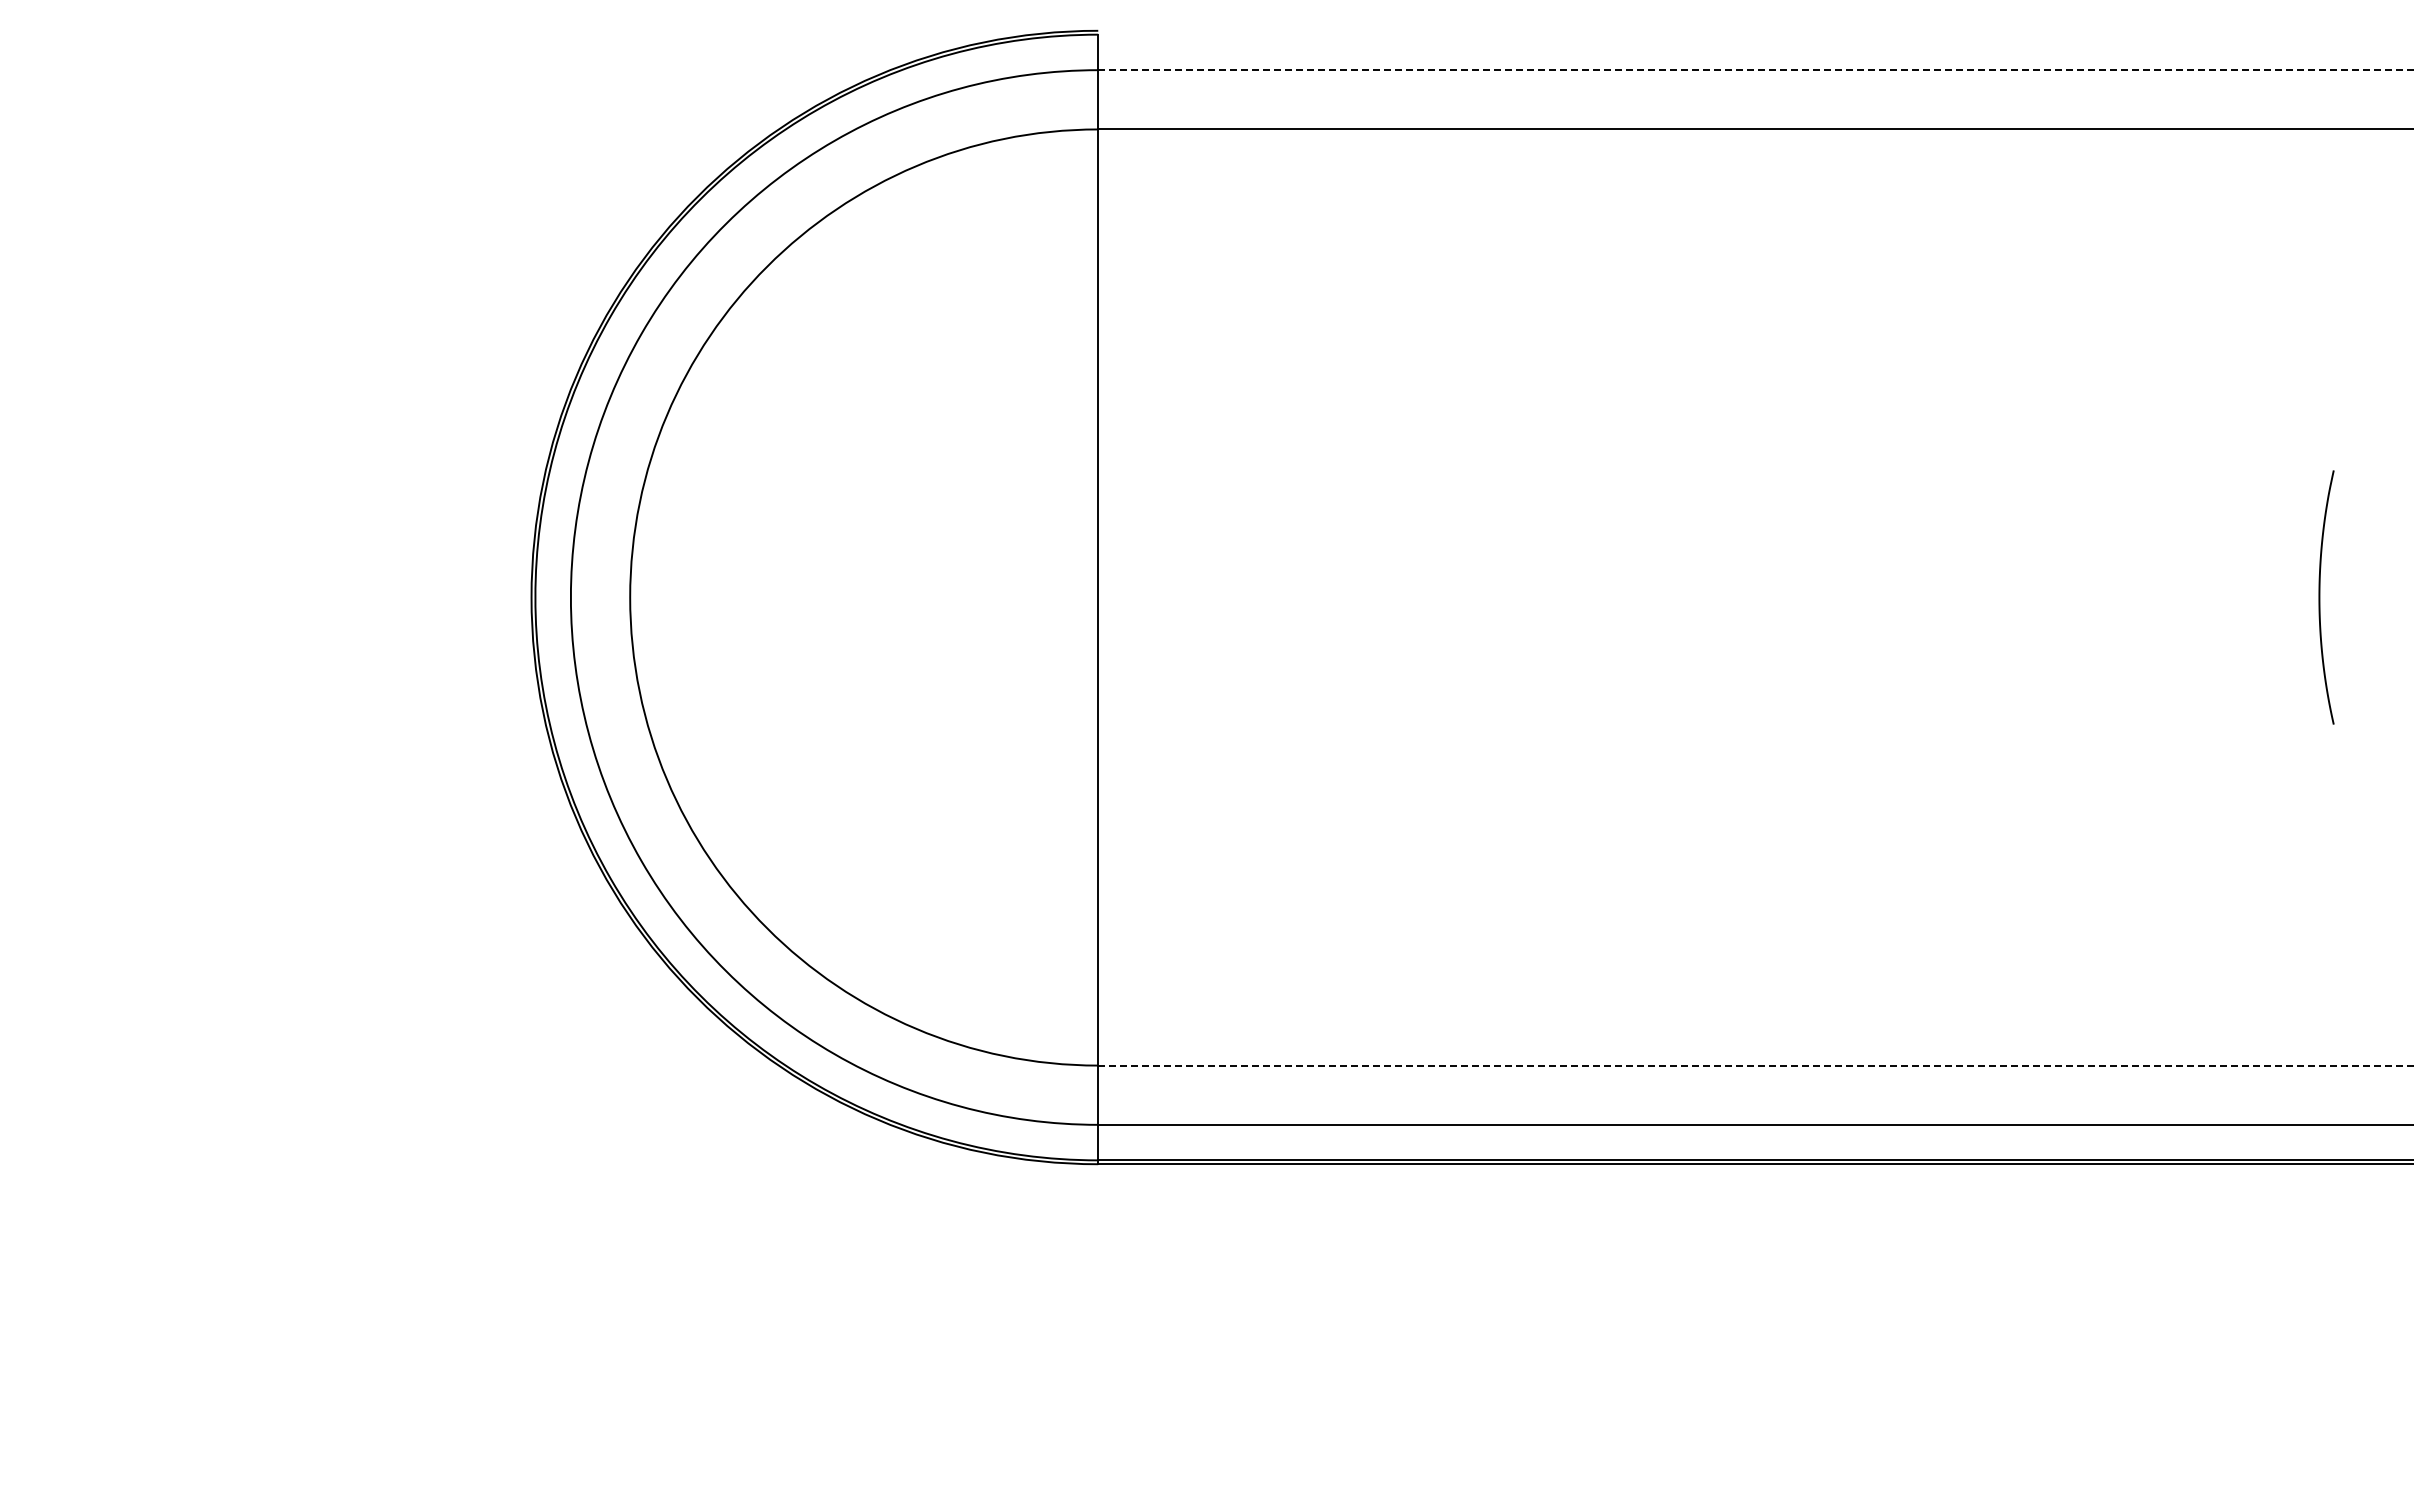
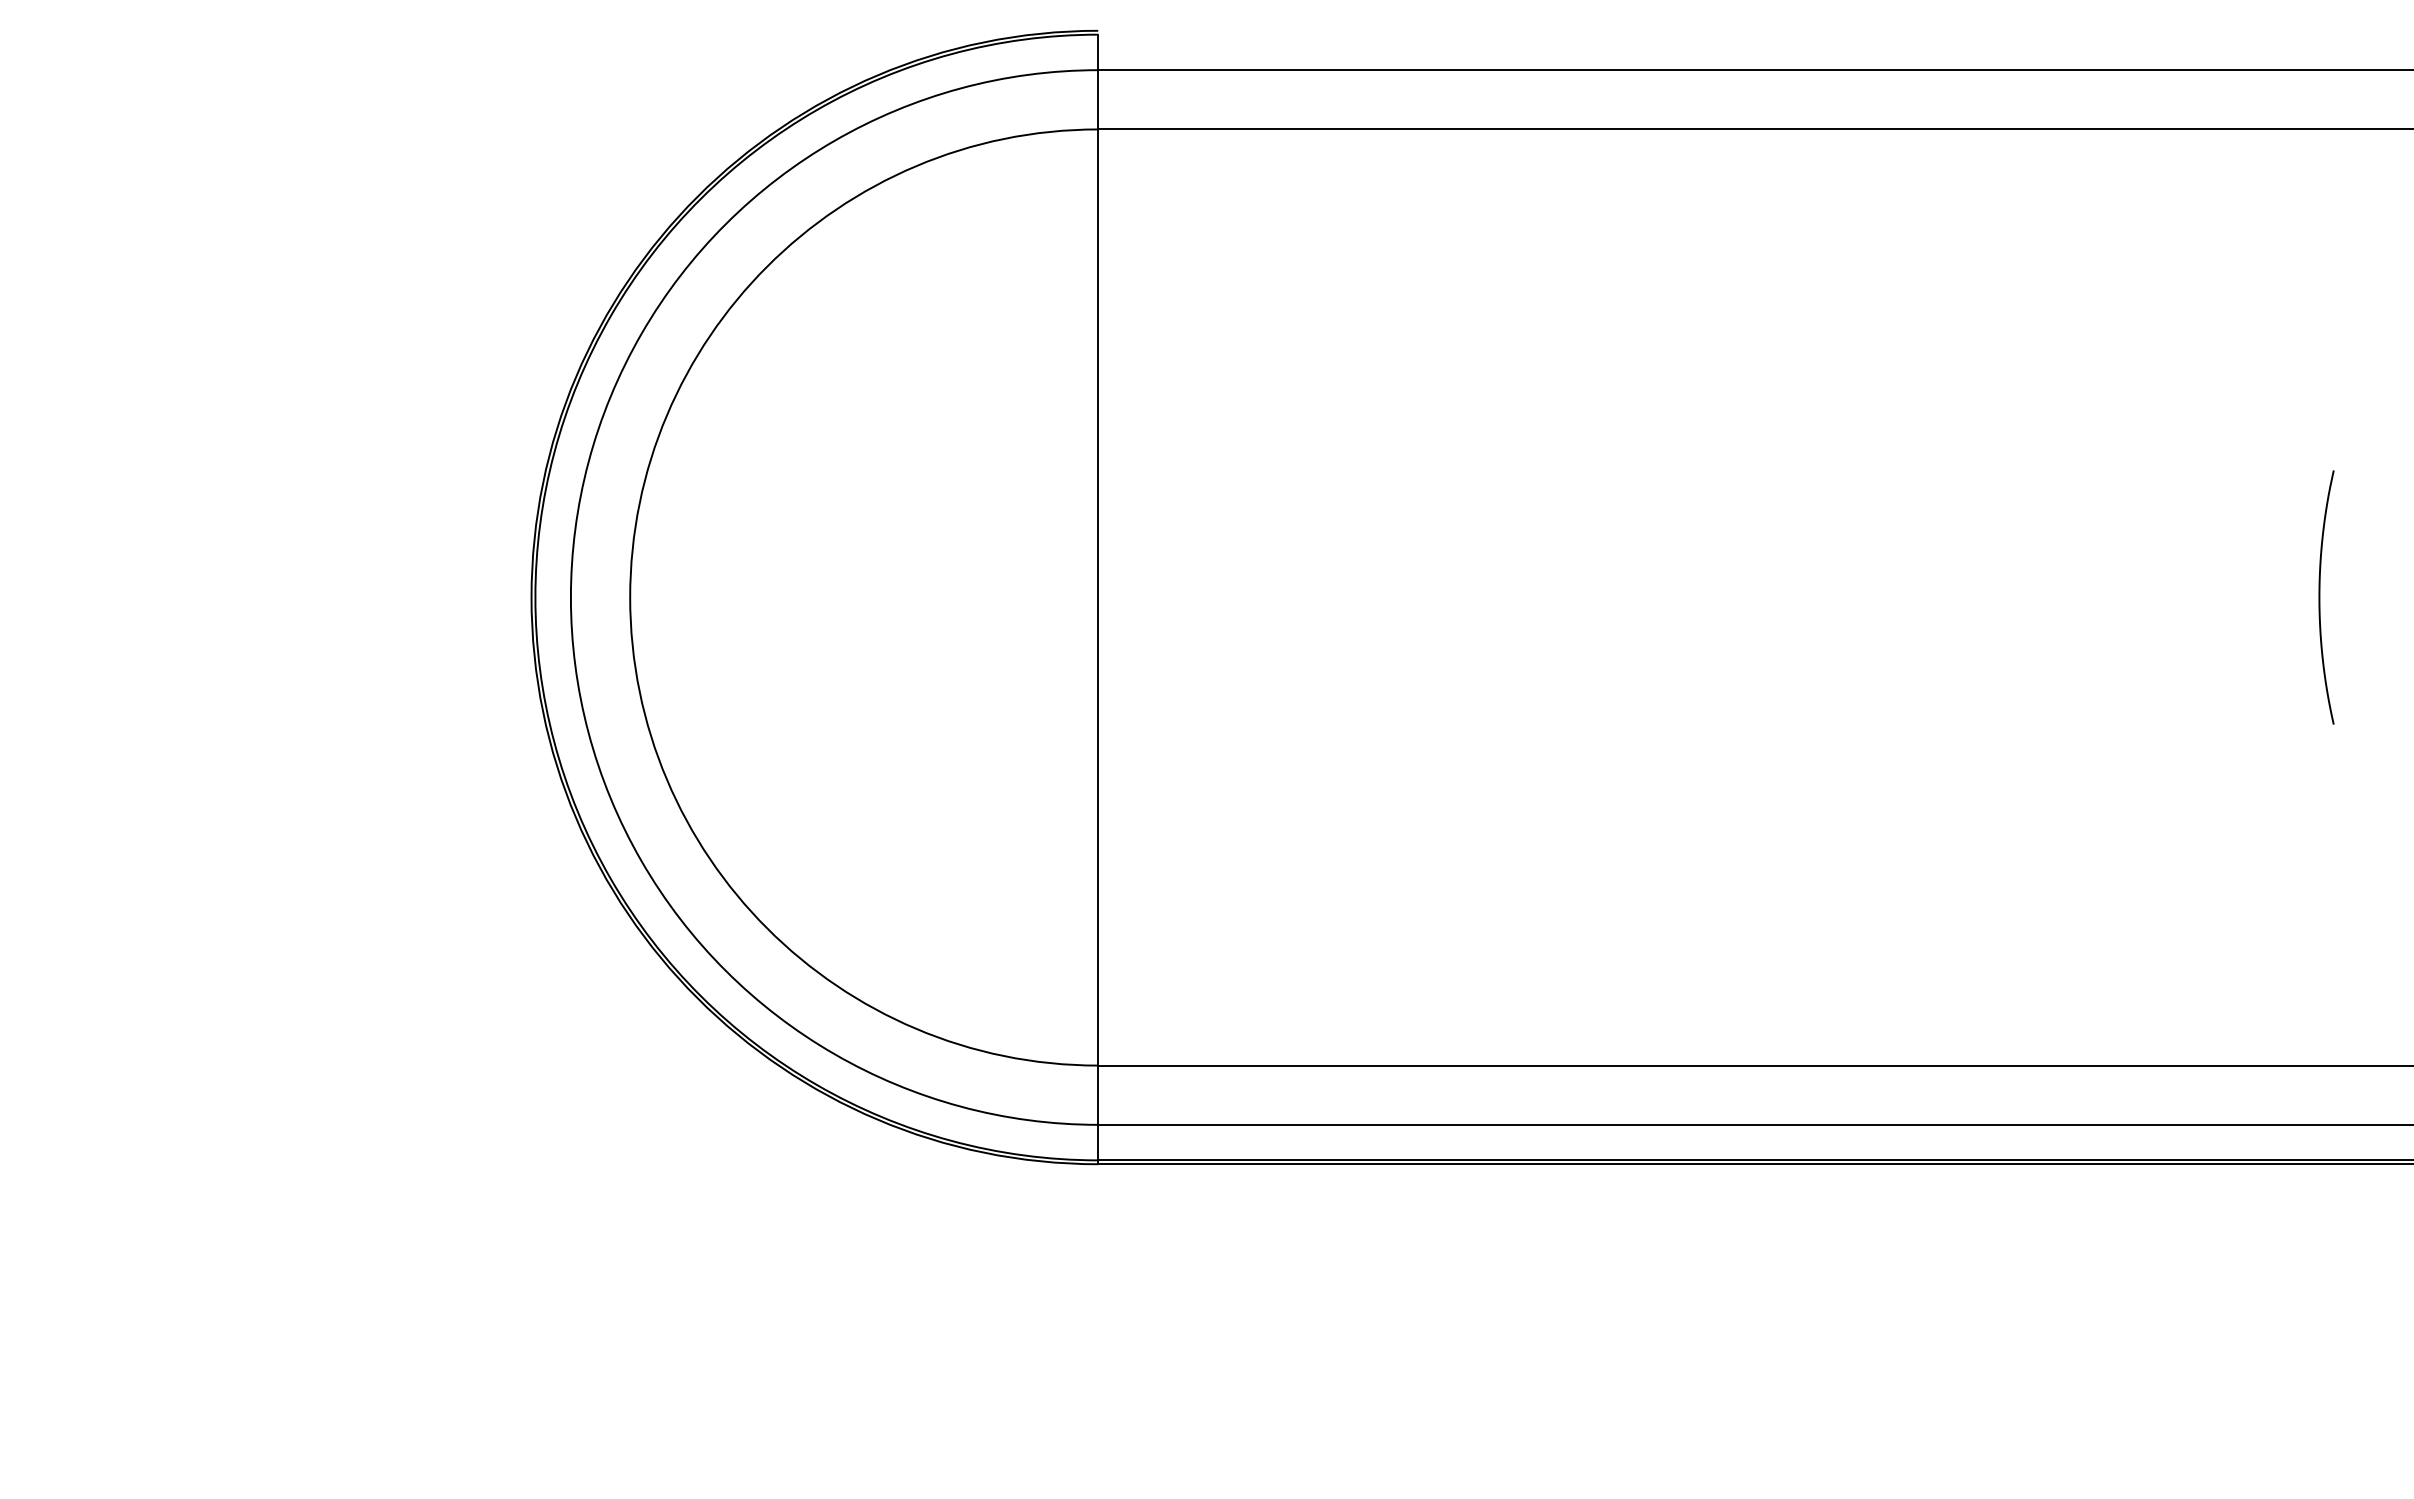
line: dashed -> solid (1756, 70)
line: dashed -> solid (1756, 1065)
